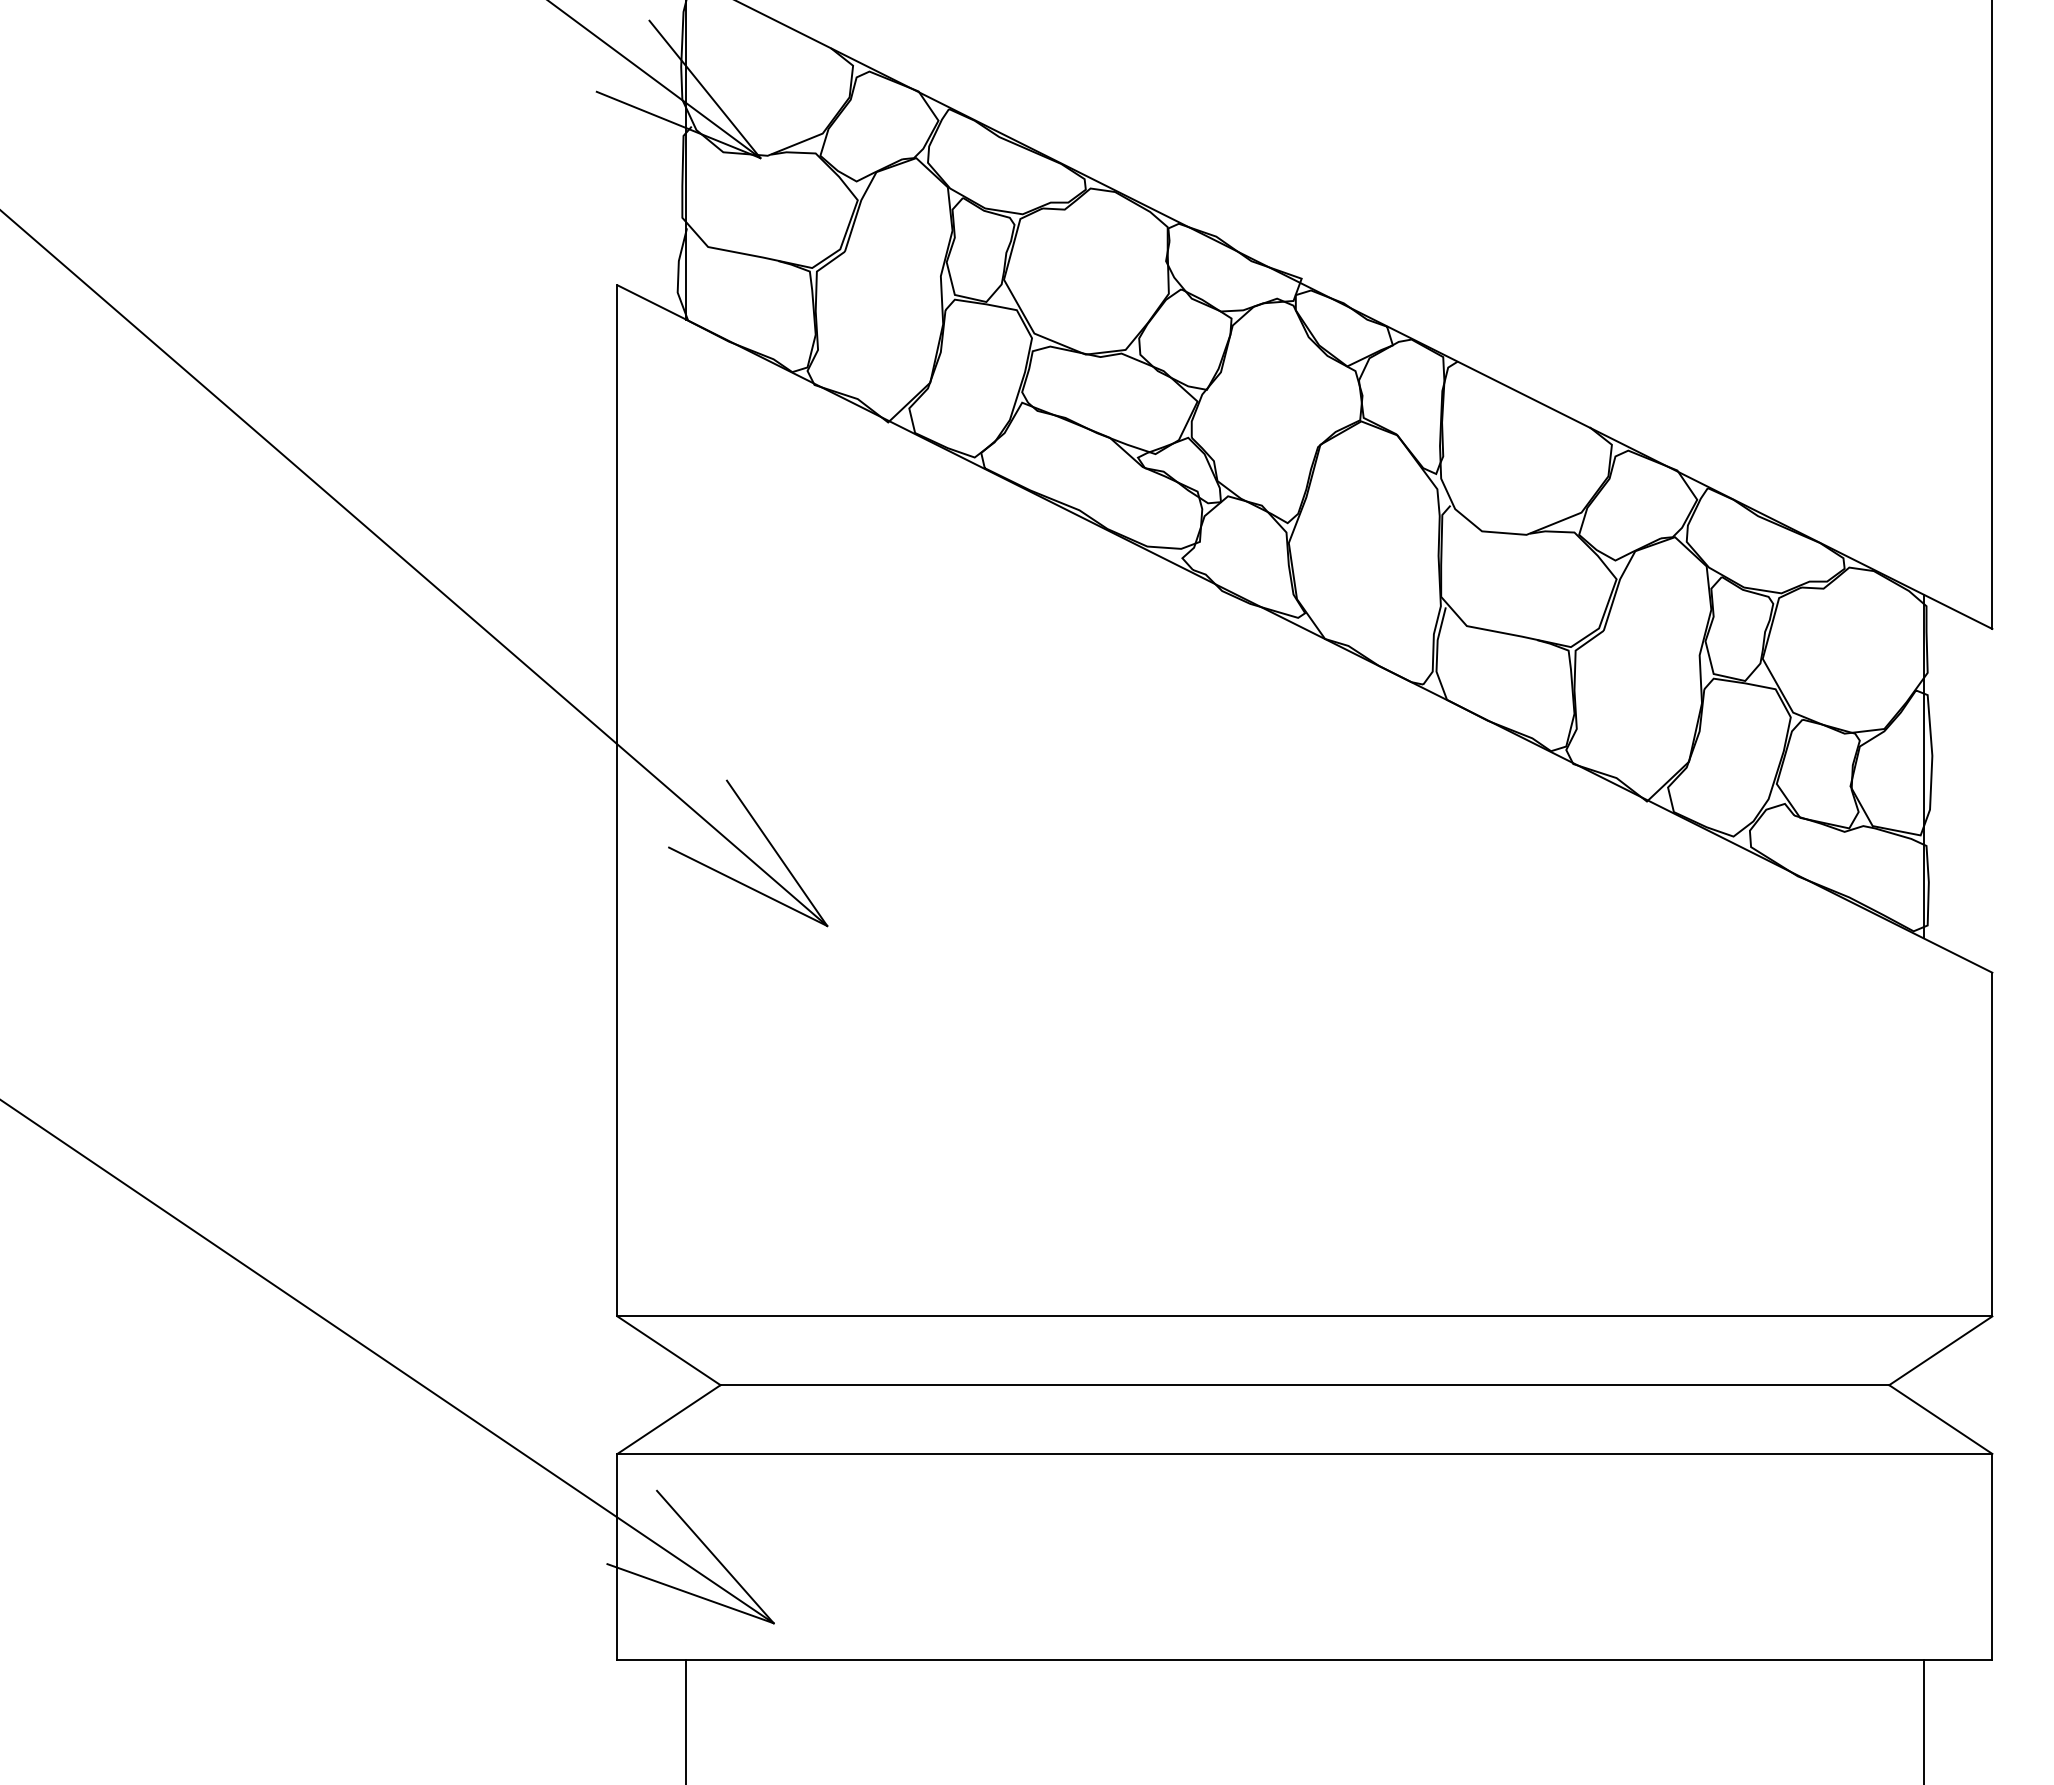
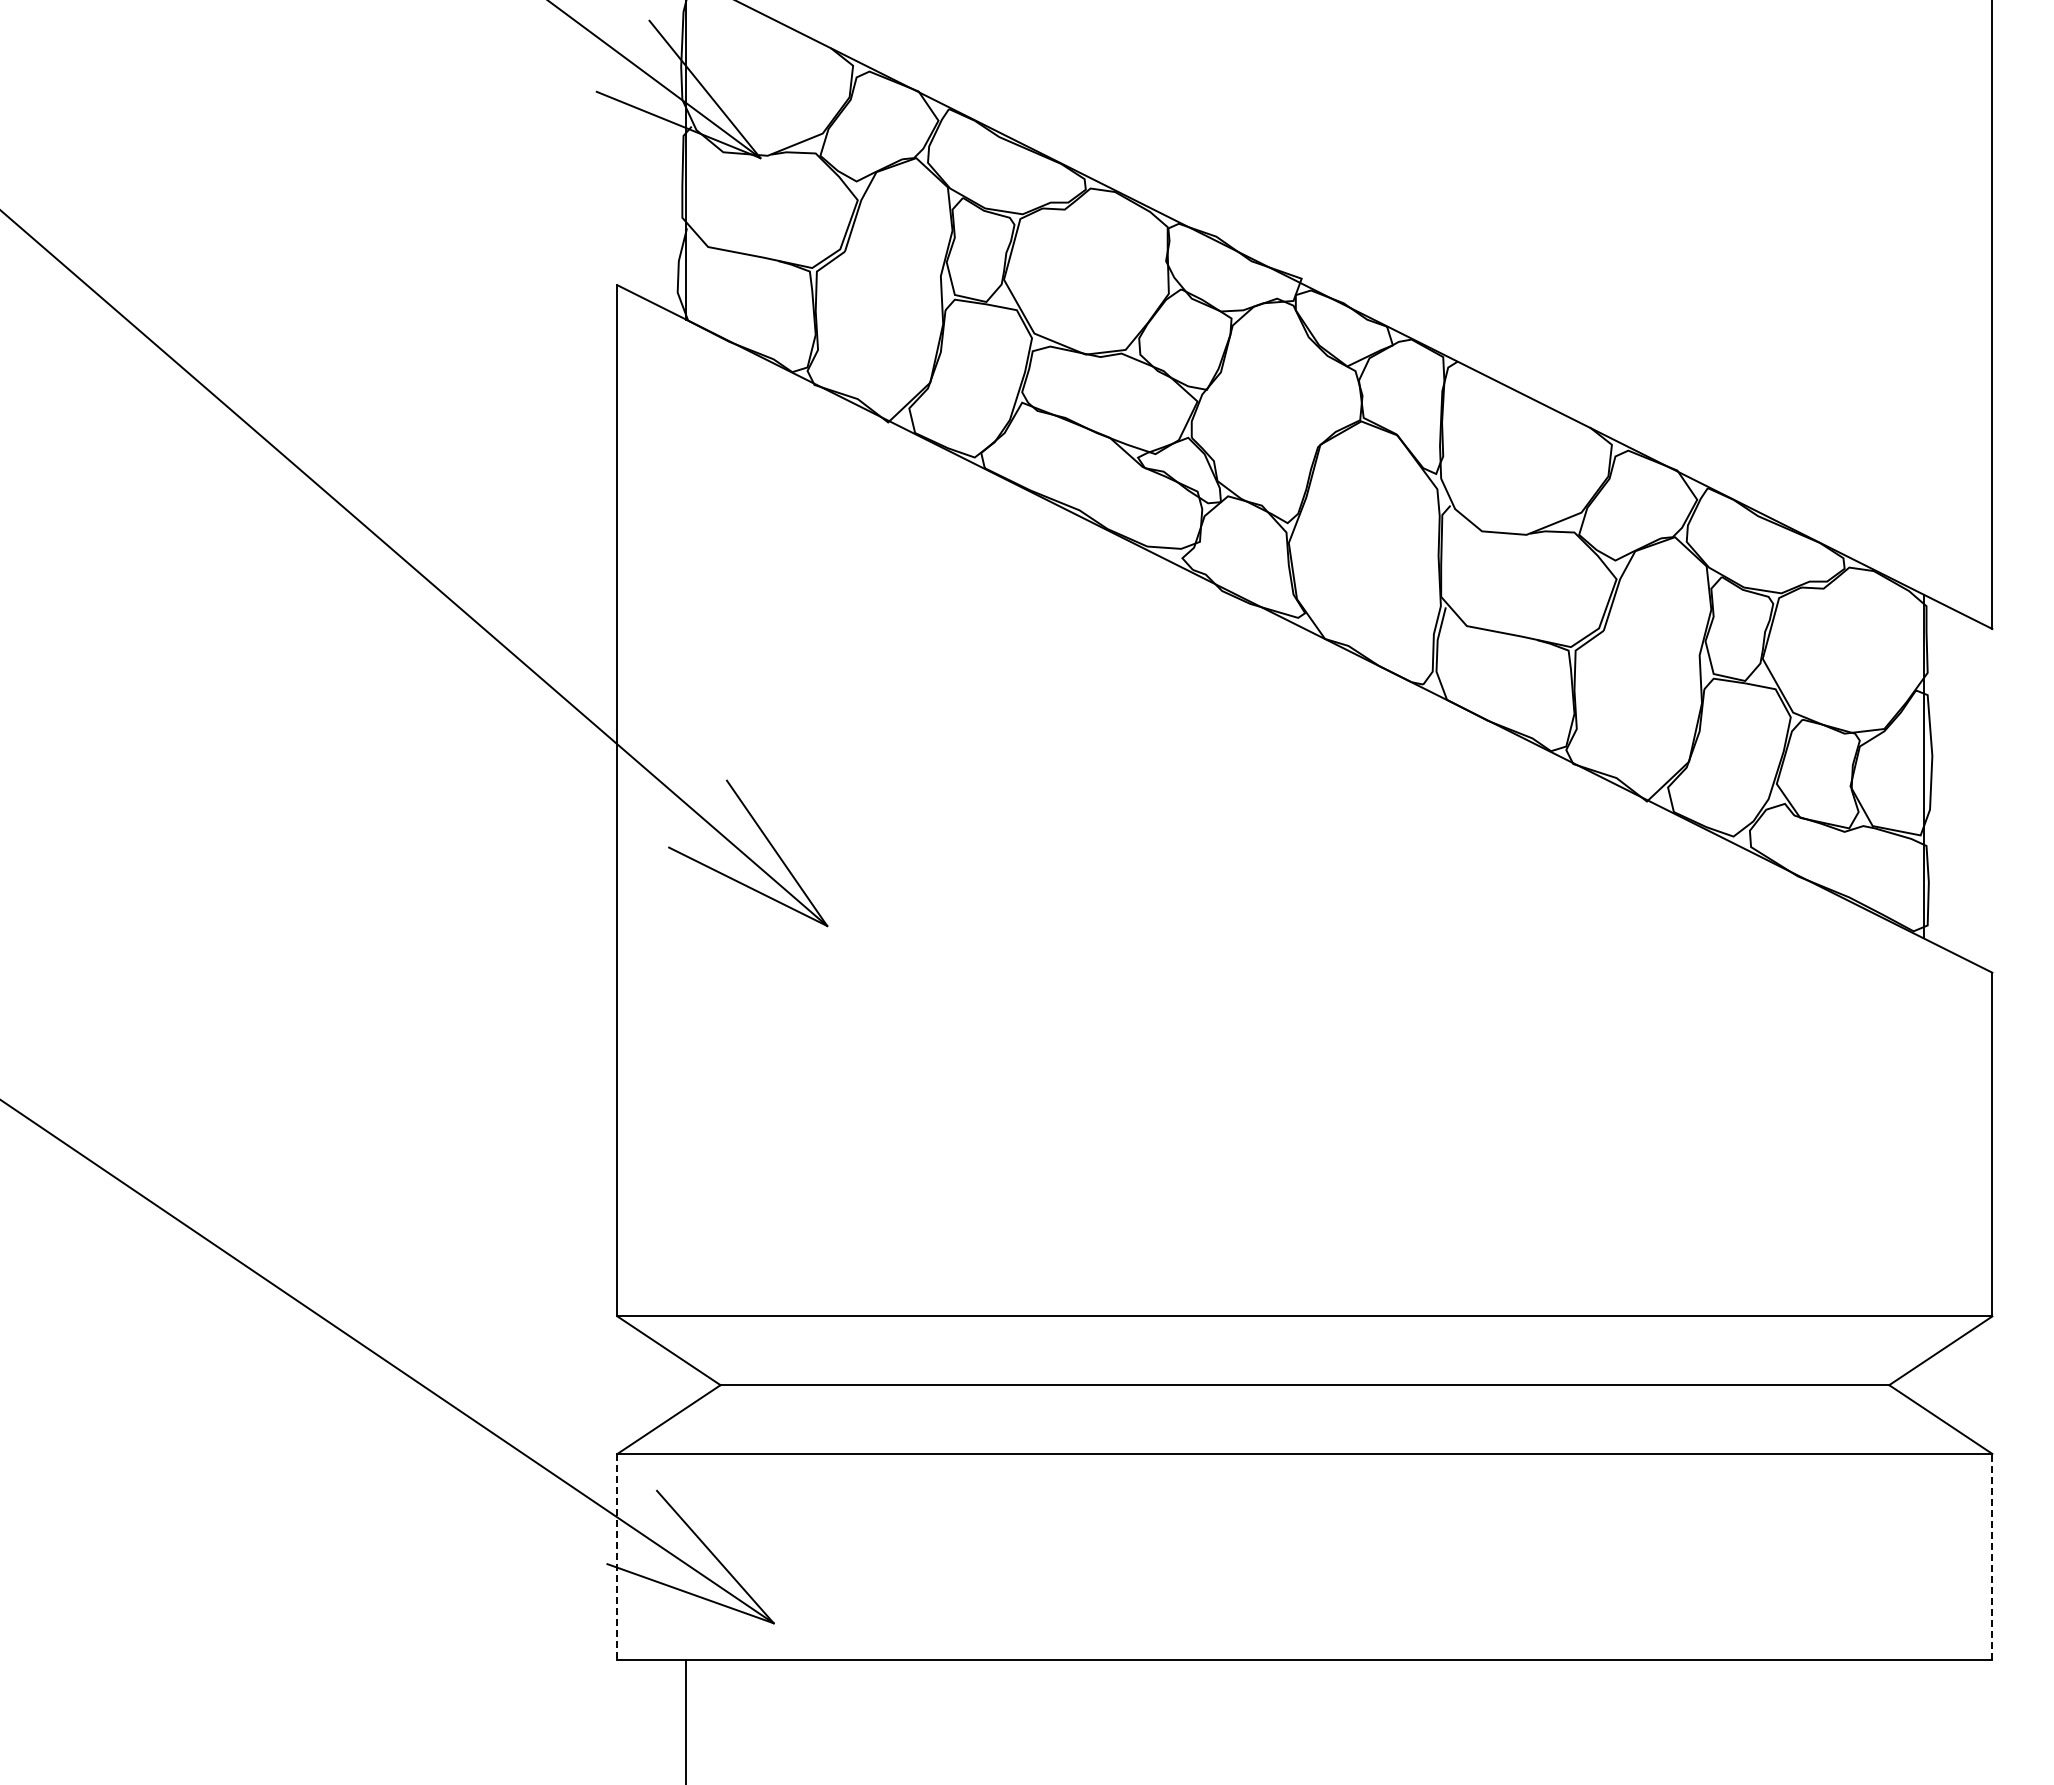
line: solid -> dashed (1992, 1556)
line: solid -> dashed (617, 1557)
line: present -> none (1923, 1720)
